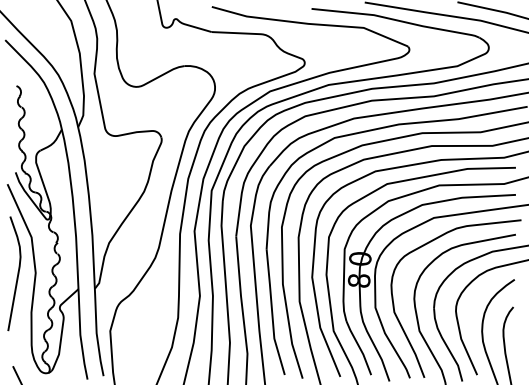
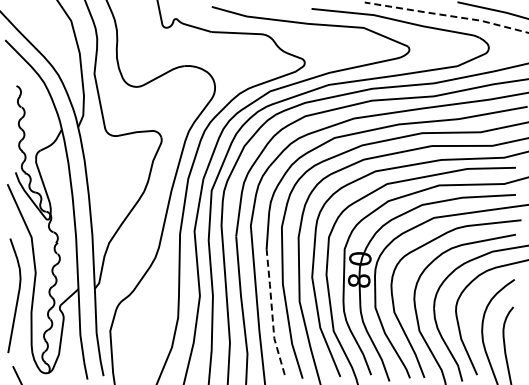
line: solid -> dashed (446, 15)
curve position: (17, 273) -> (17, 295) (17, 295)
line: solid -> dashed (272, 311)
